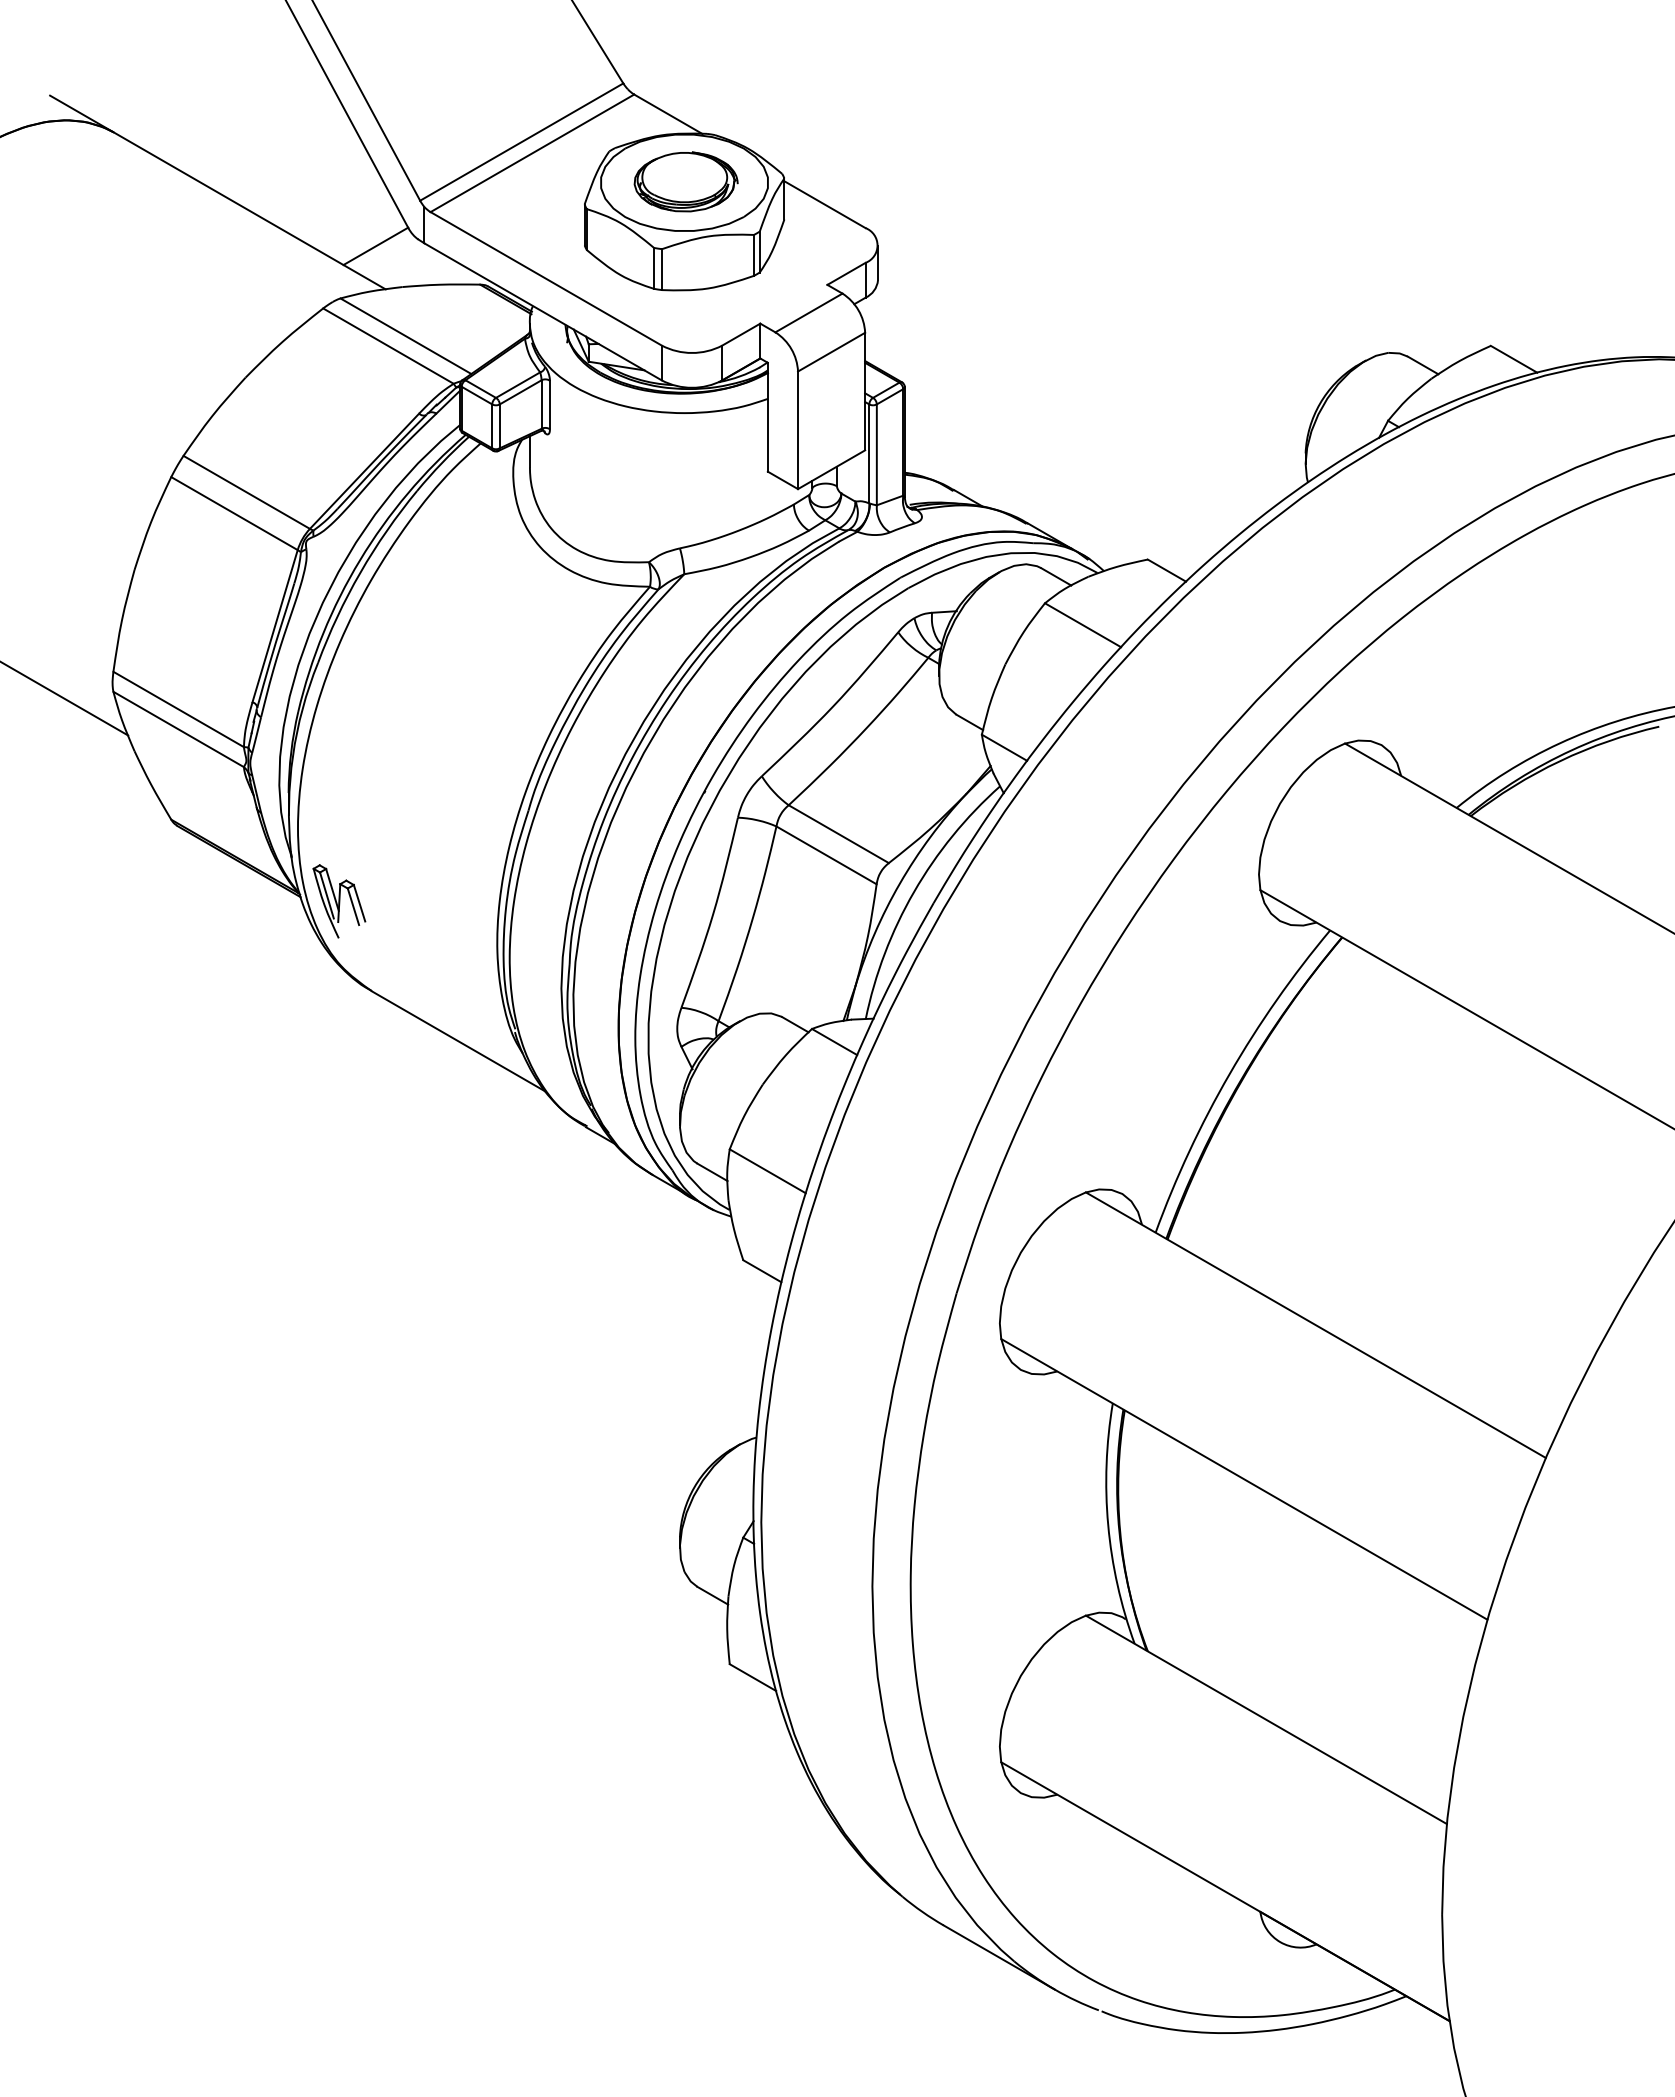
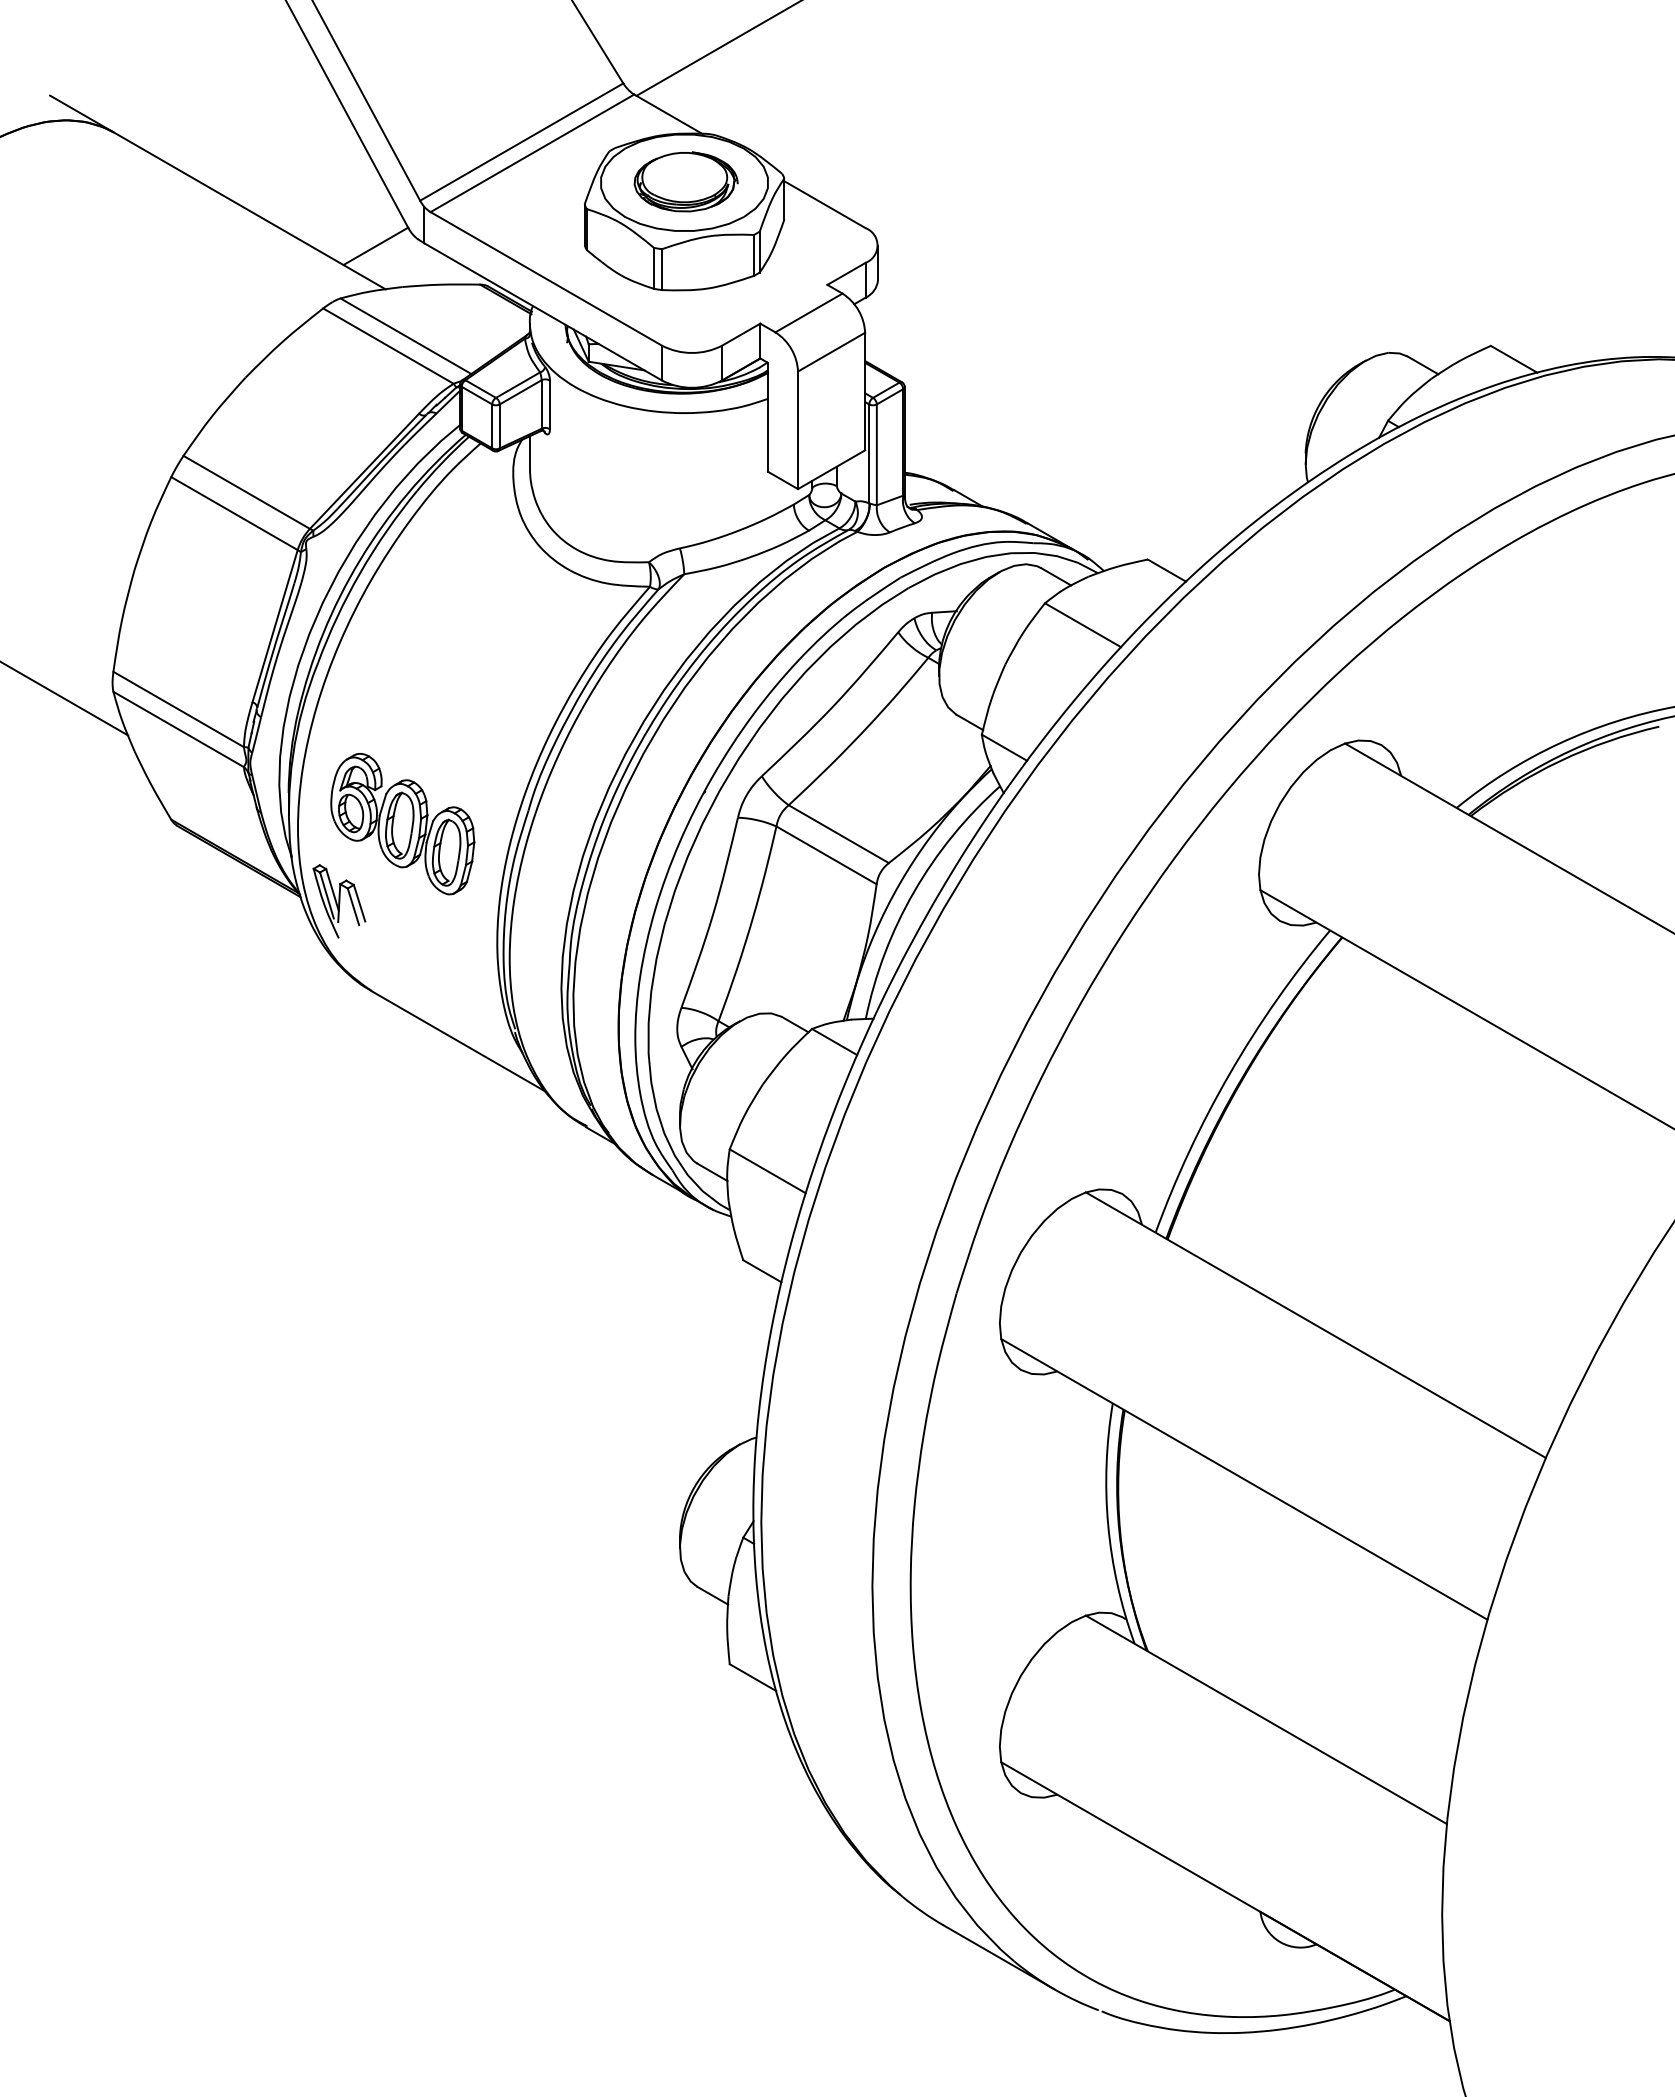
line: none -> present (717, 48)
part: none -> present (402, 824)
